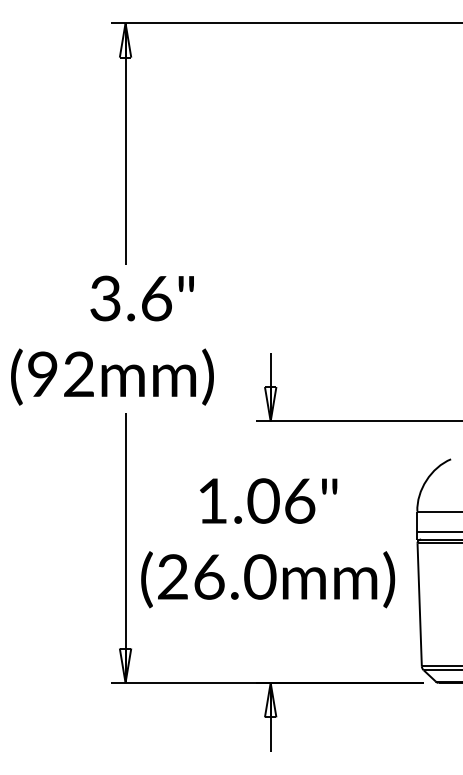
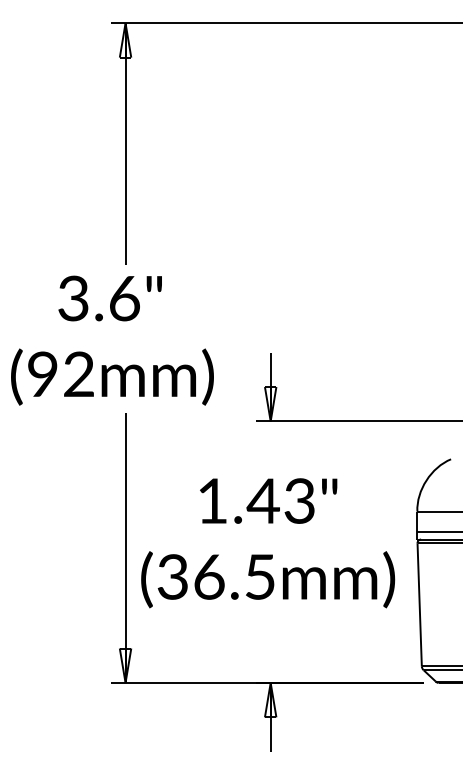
text position: (141, 298) -> (109, 298) (109, 298)
text: 1.06" -> 1.43" (280, 500)
text: (26.0mm) -> (36.5mm) (216, 576)
